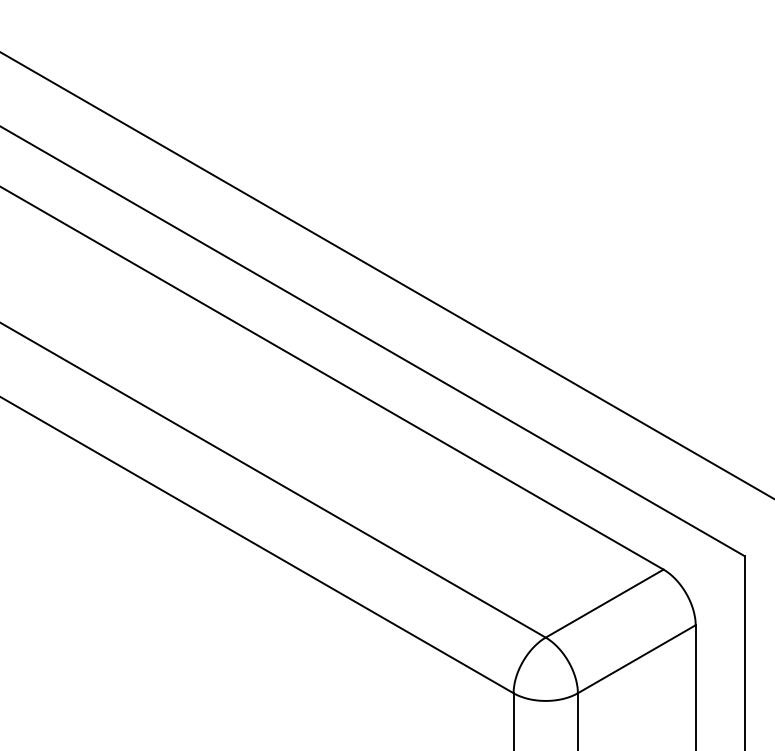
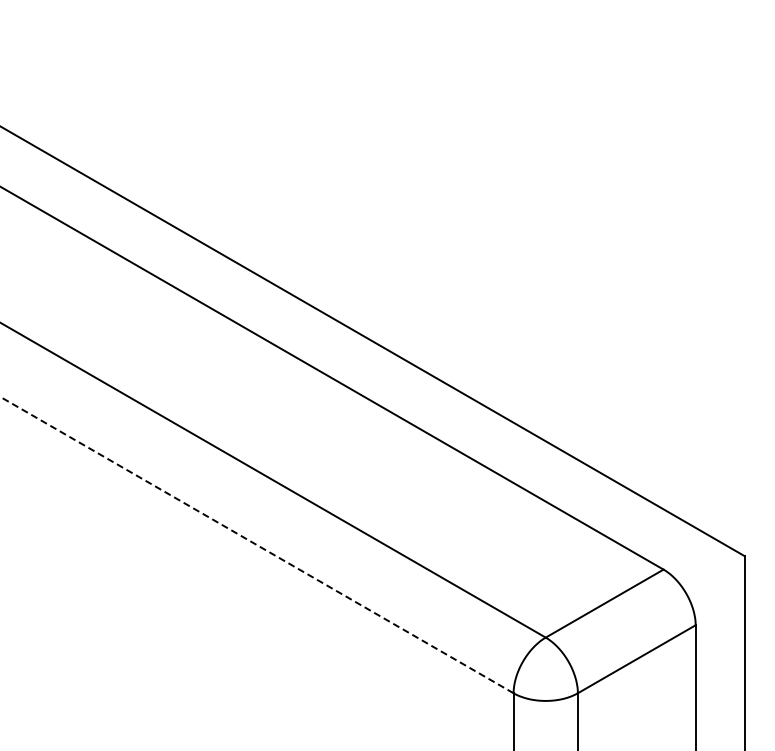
line: present -> none (386, 275)
line: solid -> dashed (256, 544)
